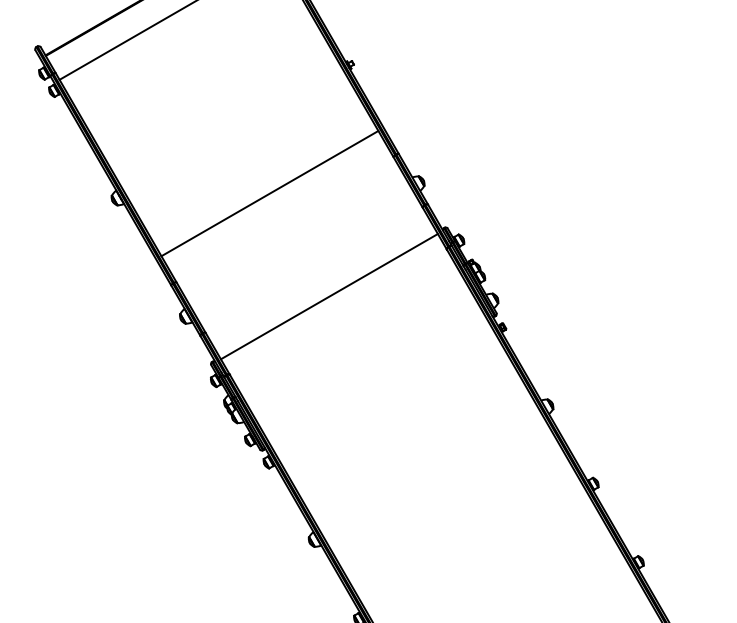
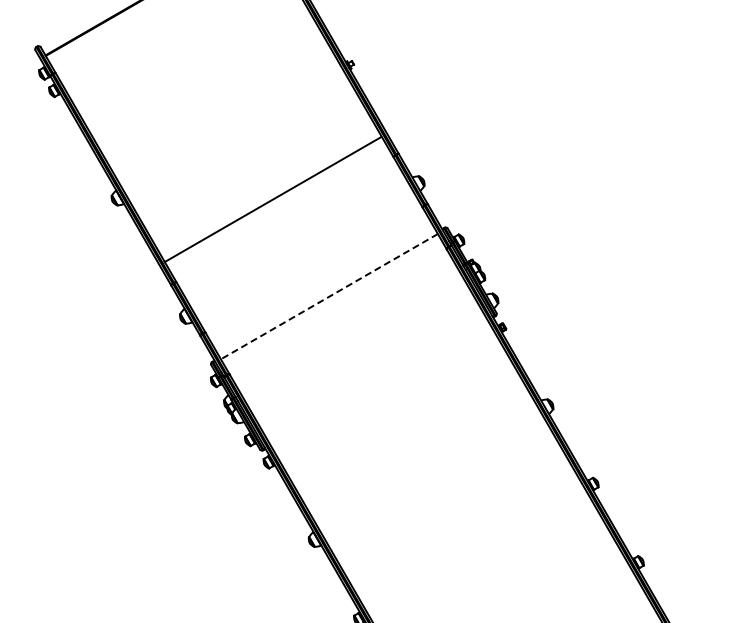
line: present -> none (126, 40)
line position: (269, 193) -> (272, 199) (272, 199)
line: solid -> dashed (329, 296)
